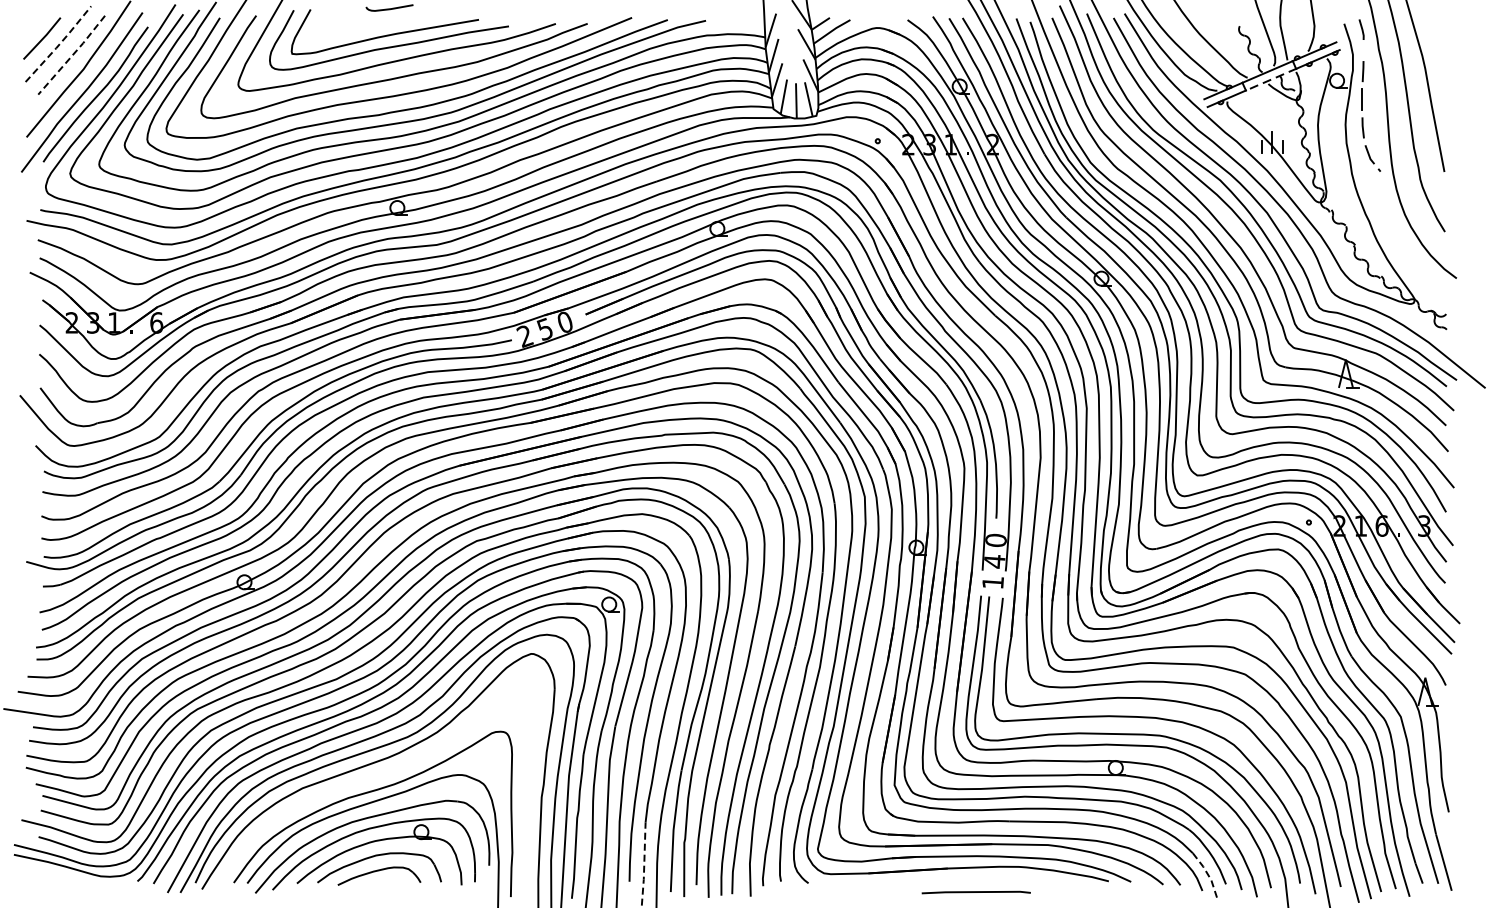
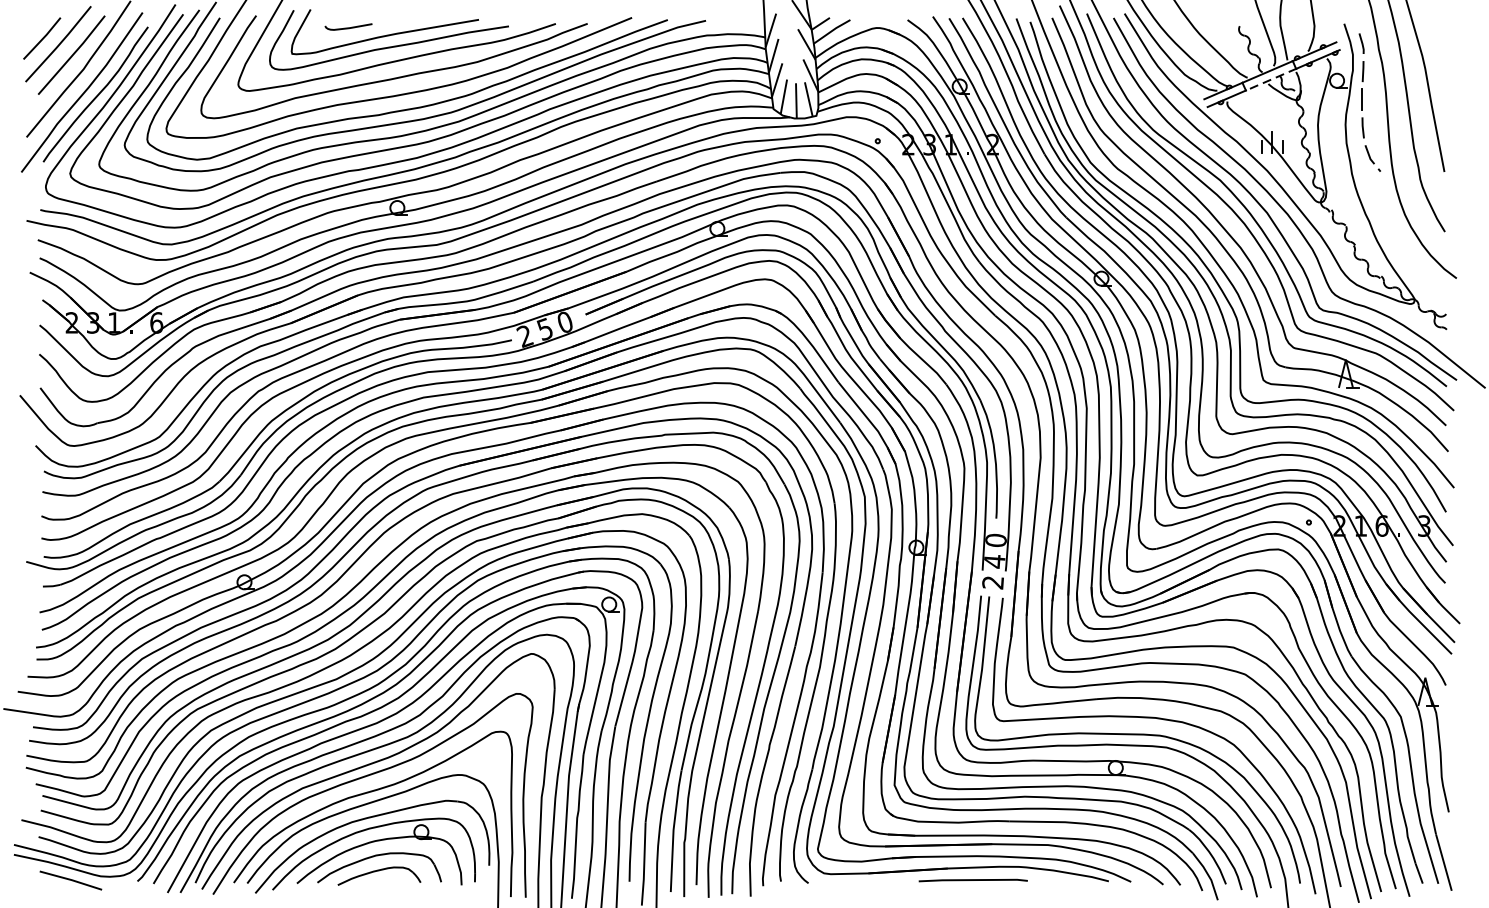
curve position: (389, 8) -> (348, 27) (348, 27)
line position: (1361, 29) -> (1361, 43) (1361, 43)
line: dashed -> solid (59, 44)
line: dashed -> solid (72, 55)
text: 1 -> 2 (992, 582)
curve: none -> present (365, 777)
line: dashed -> solid (644, 864)
line: dashed -> solid (1208, 875)
line: none -> present (70, 880)
line position: (975, 892) -> (972, 880) (972, 880)
